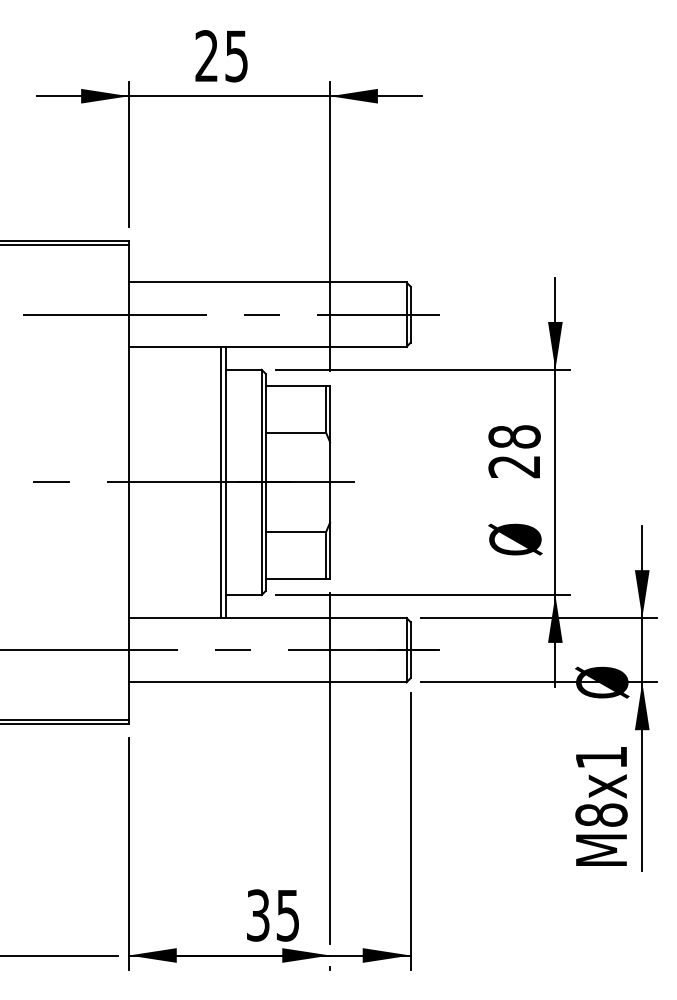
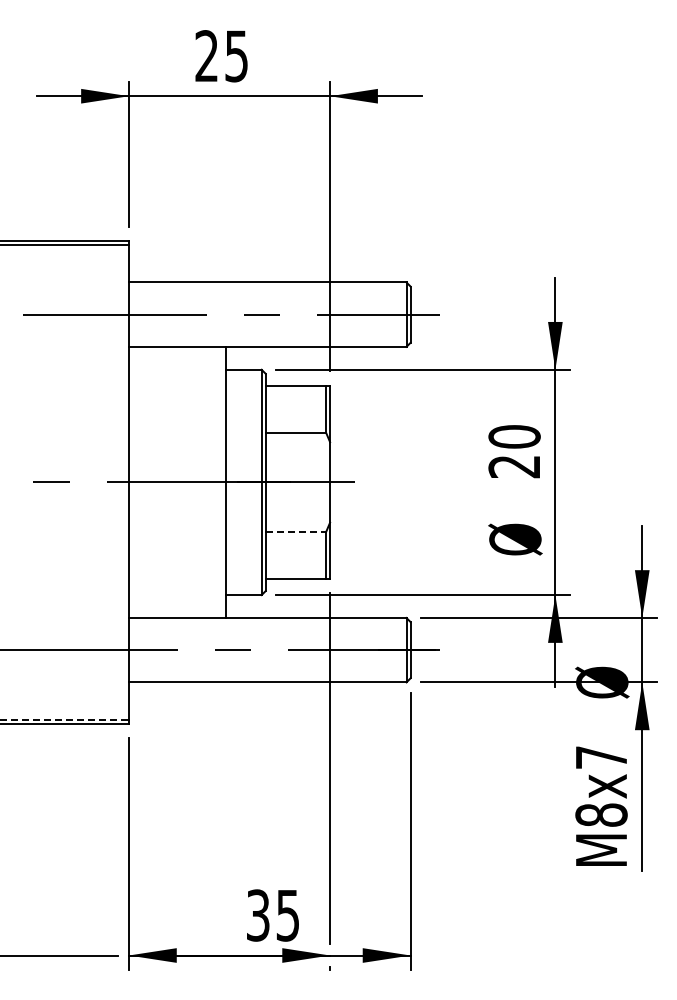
text: 28 -> 20 (514, 436)
line: present -> none (221, 482)
line: solid -> dashed (296, 532)
line: solid -> dashed (65, 719)
text: M8x1 -> M8x7 (601, 757)
